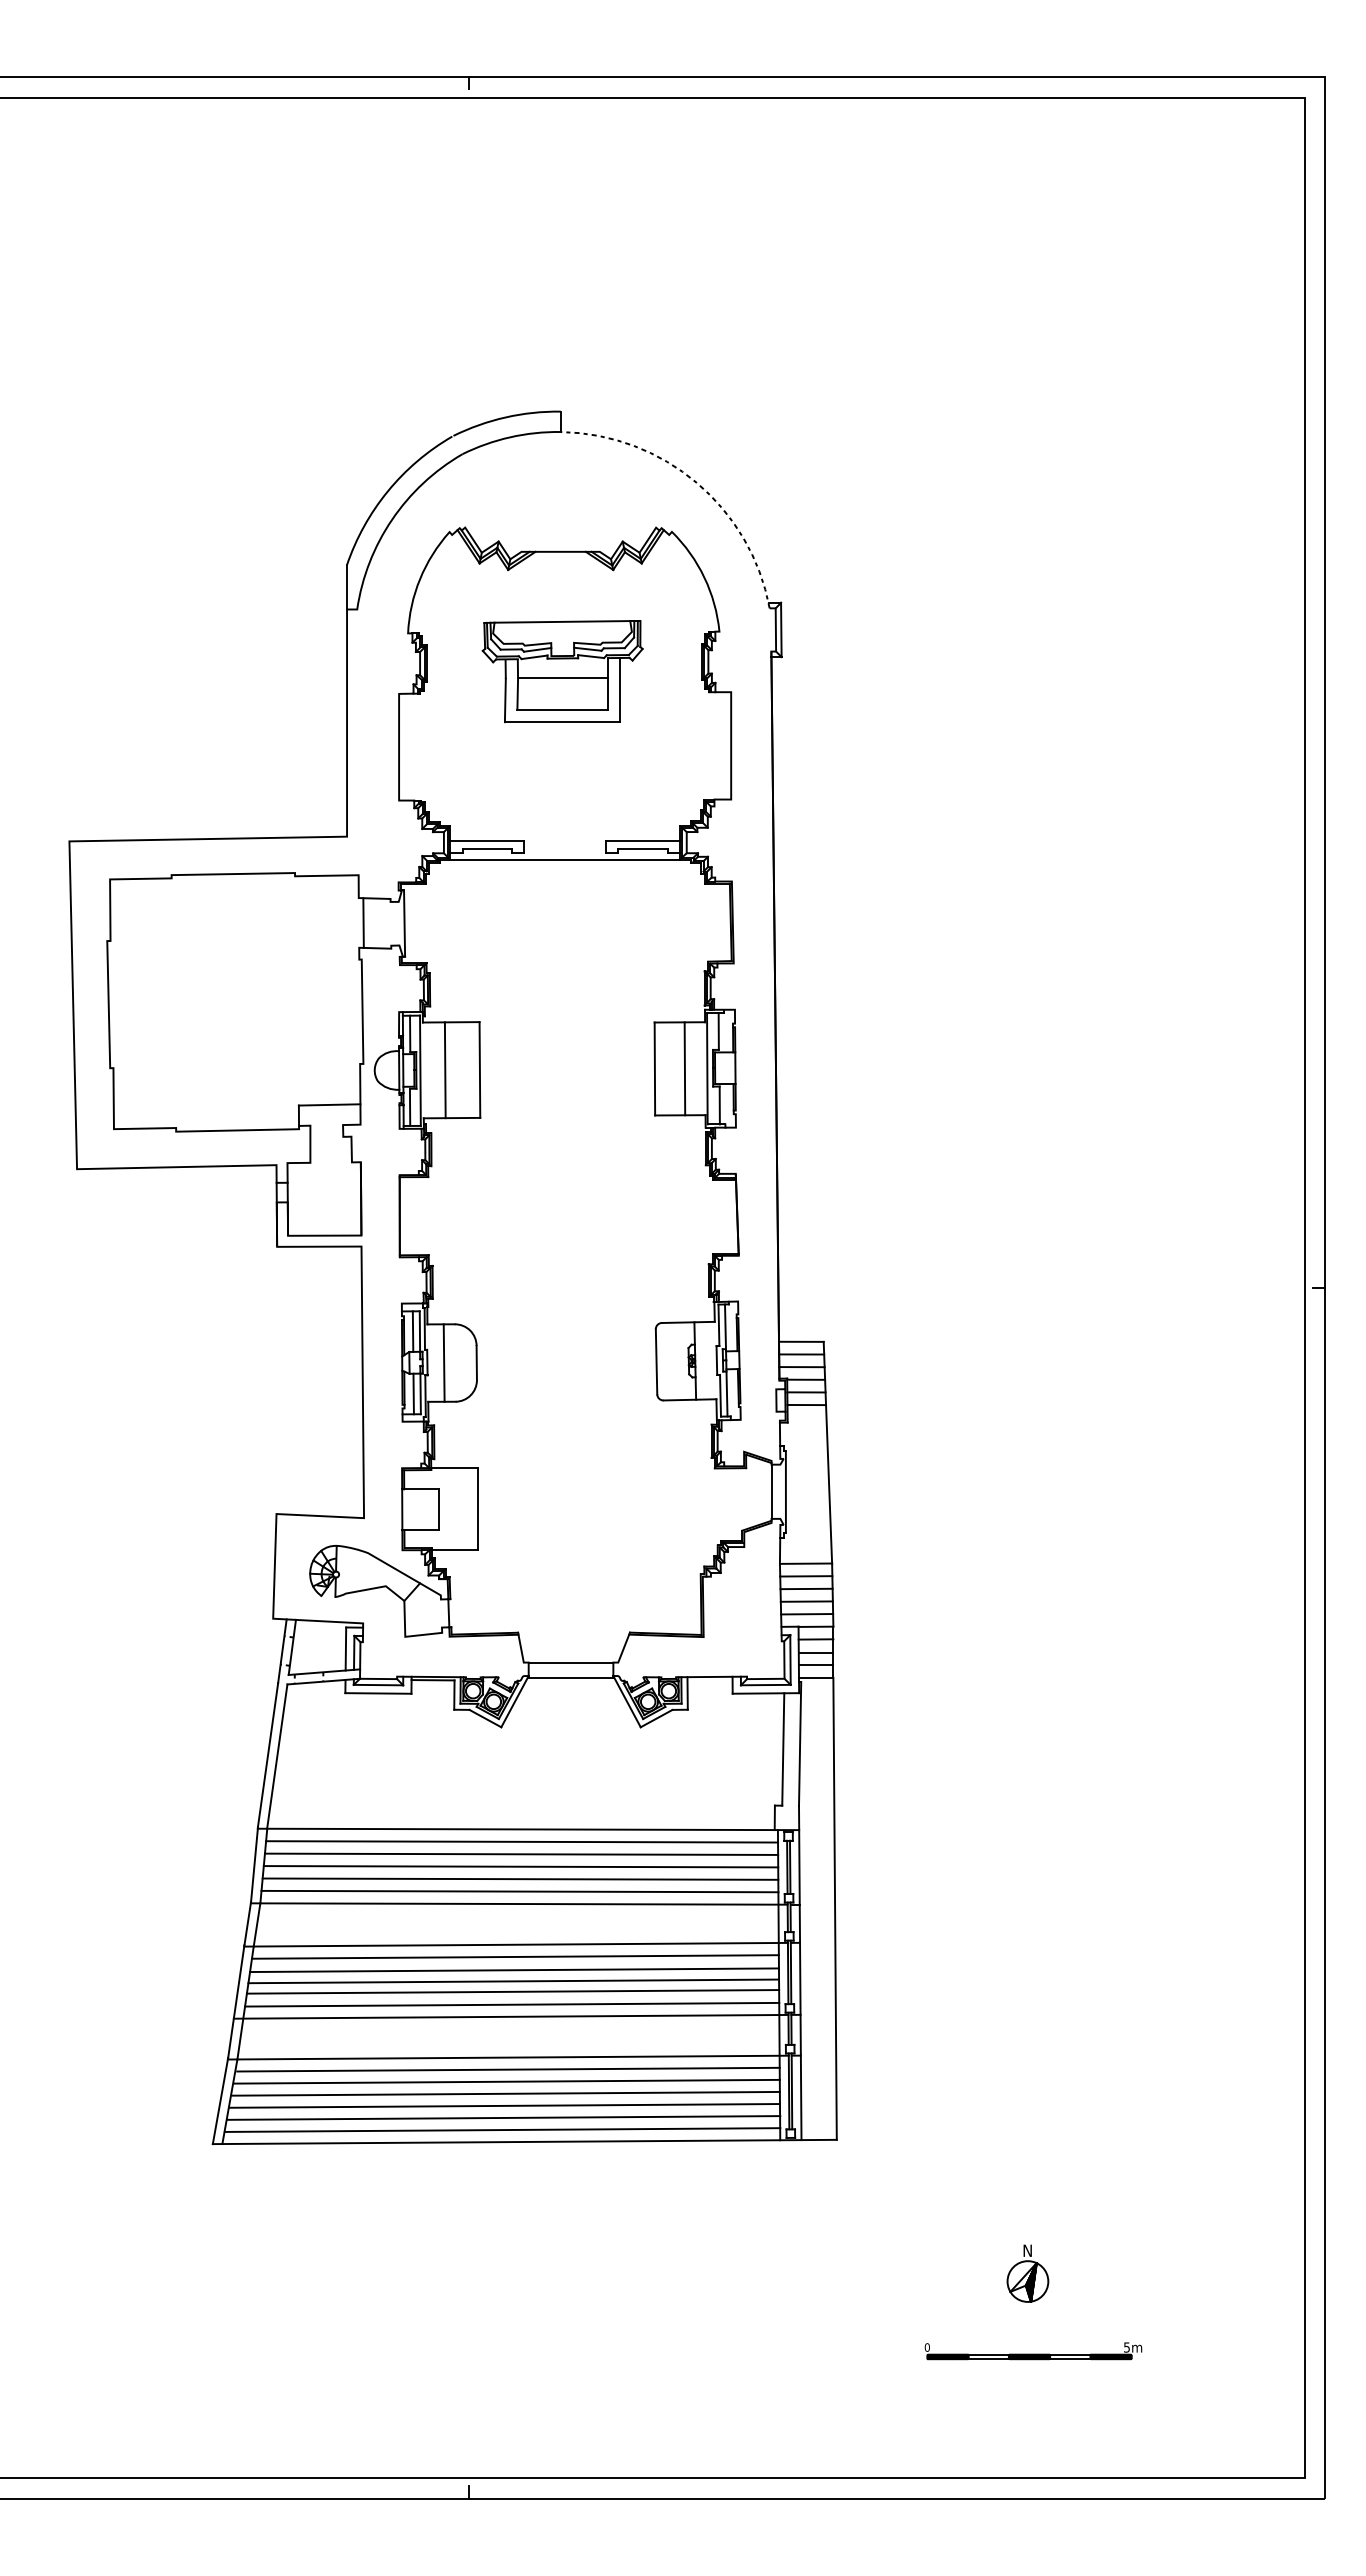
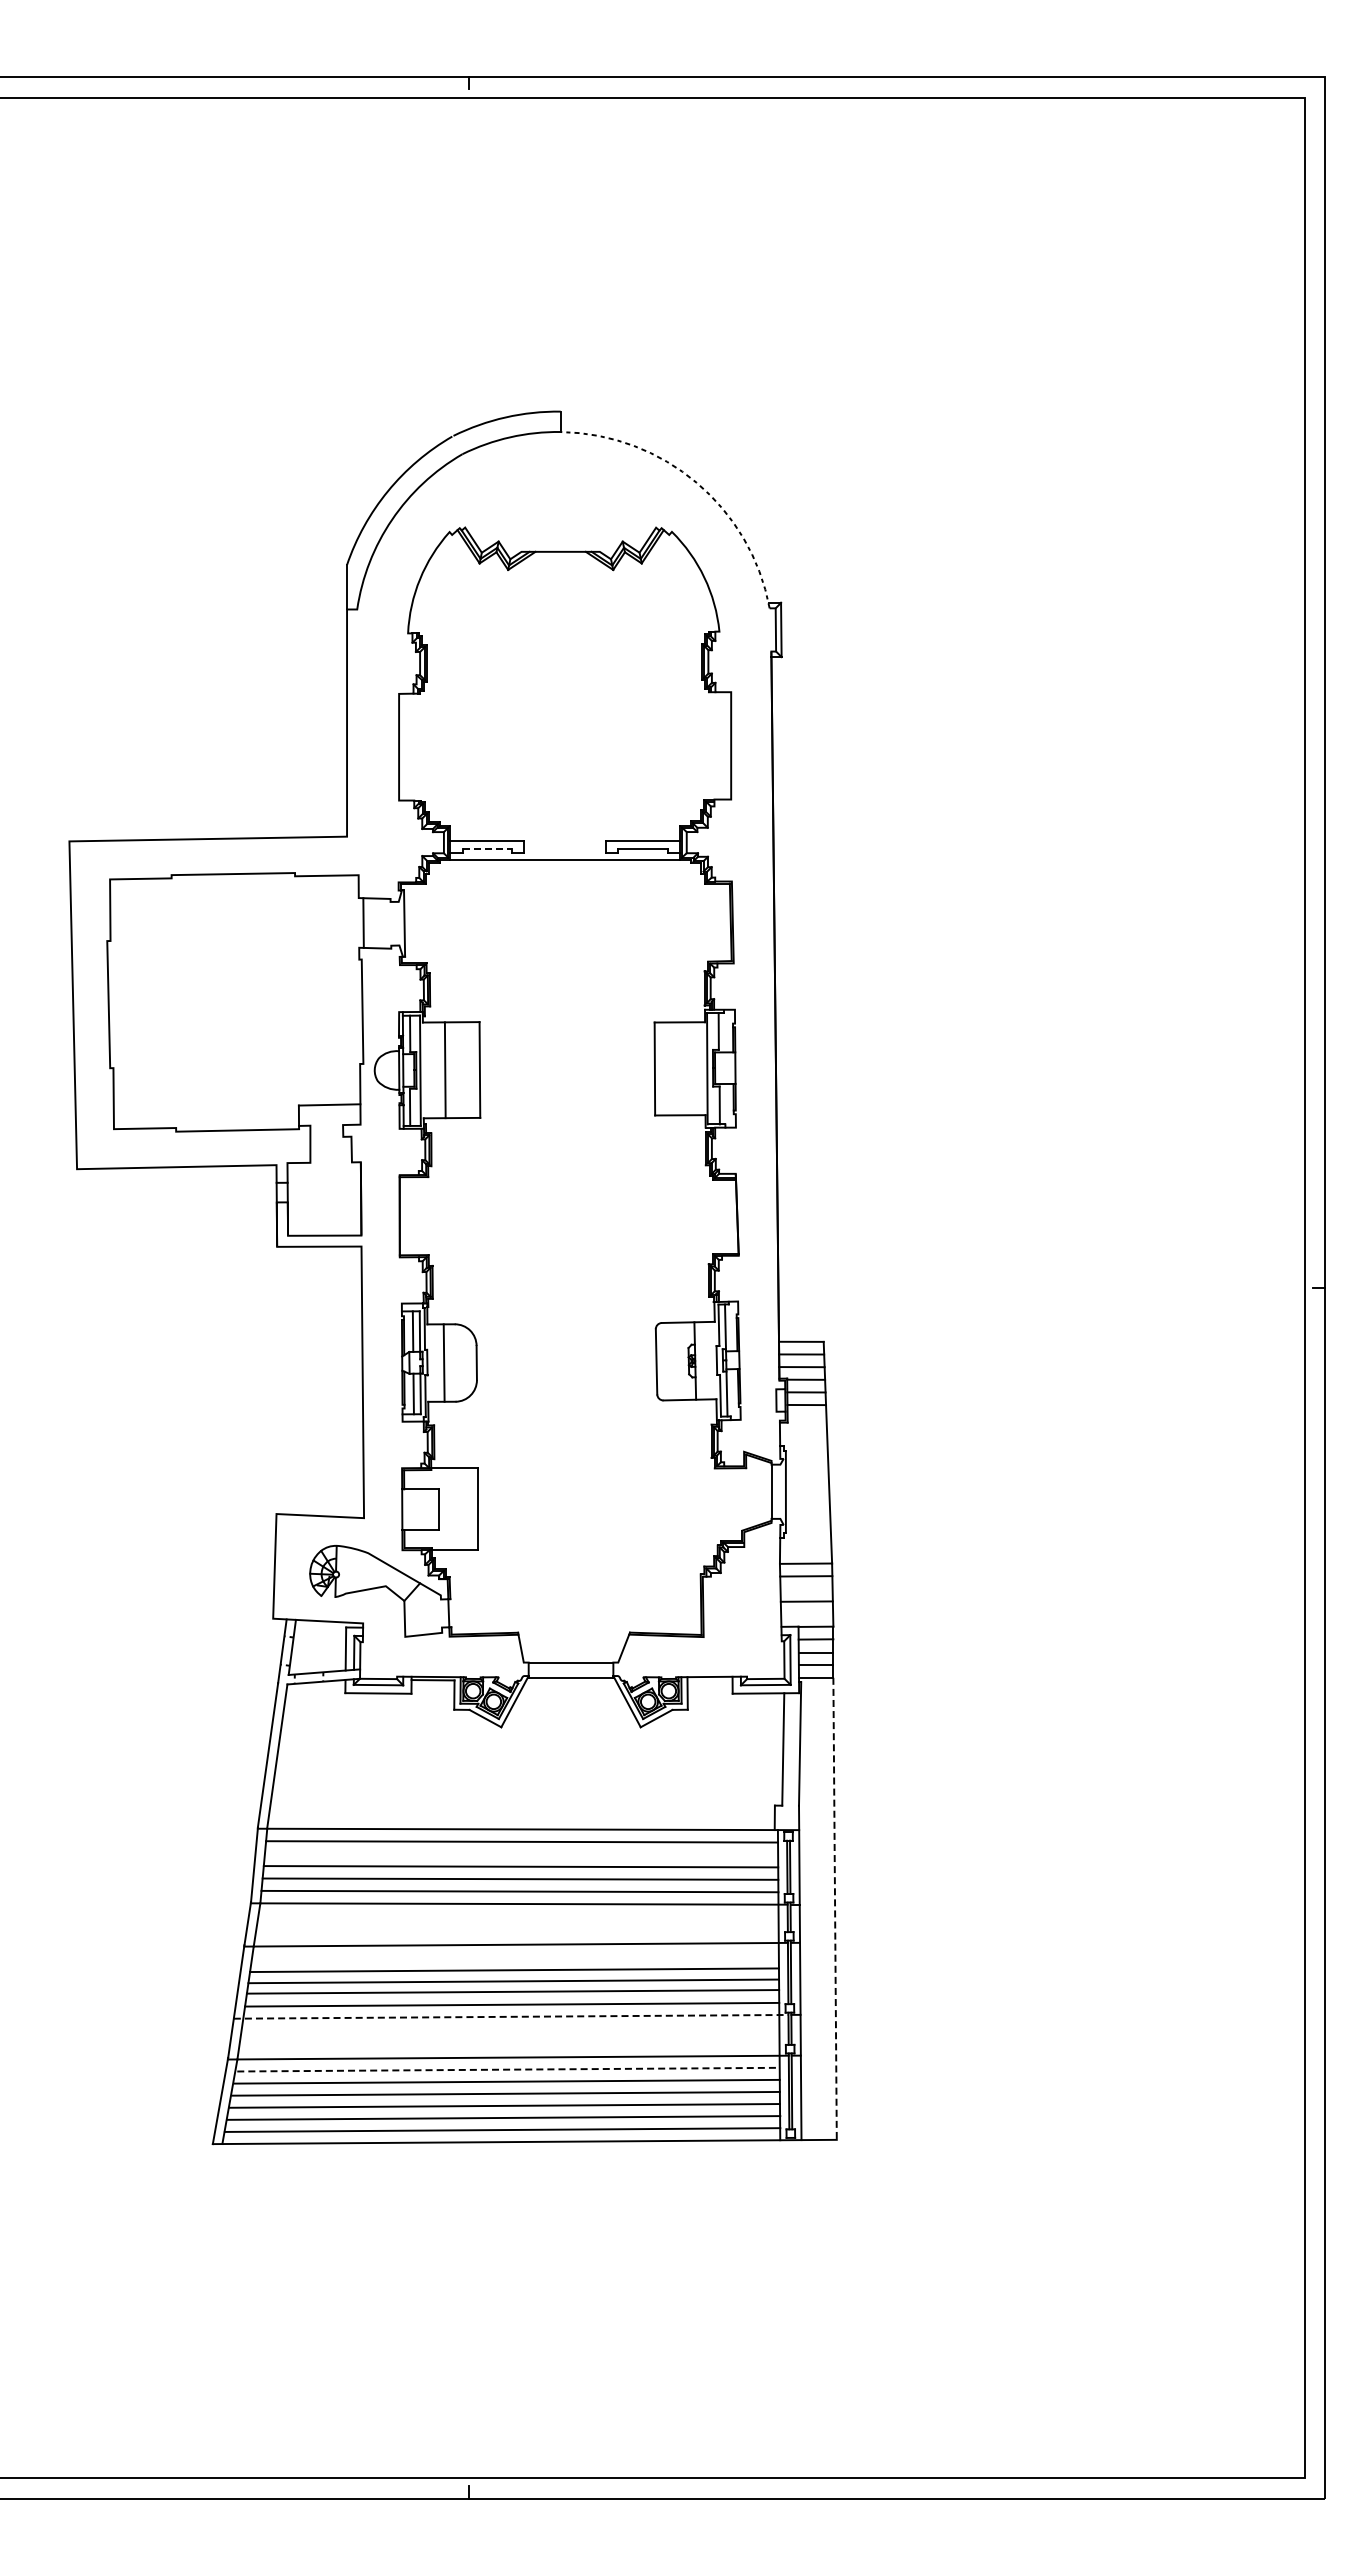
part: present -> none (562, 671)
line: solid -> dashed (487, 848)
line: present -> none (684, 1068)
line: present -> none (806, 1588)
line: present -> none (807, 1614)
line: present -> none (521, 1853)
line: solid -> dashed (835, 1909)
line: present -> none (514, 1956)
line: solid -> dashed (511, 2016)
line: solid -> dashed (509, 2069)
part: present -> none (1027, 2273)
part: present -> none (1033, 2351)
